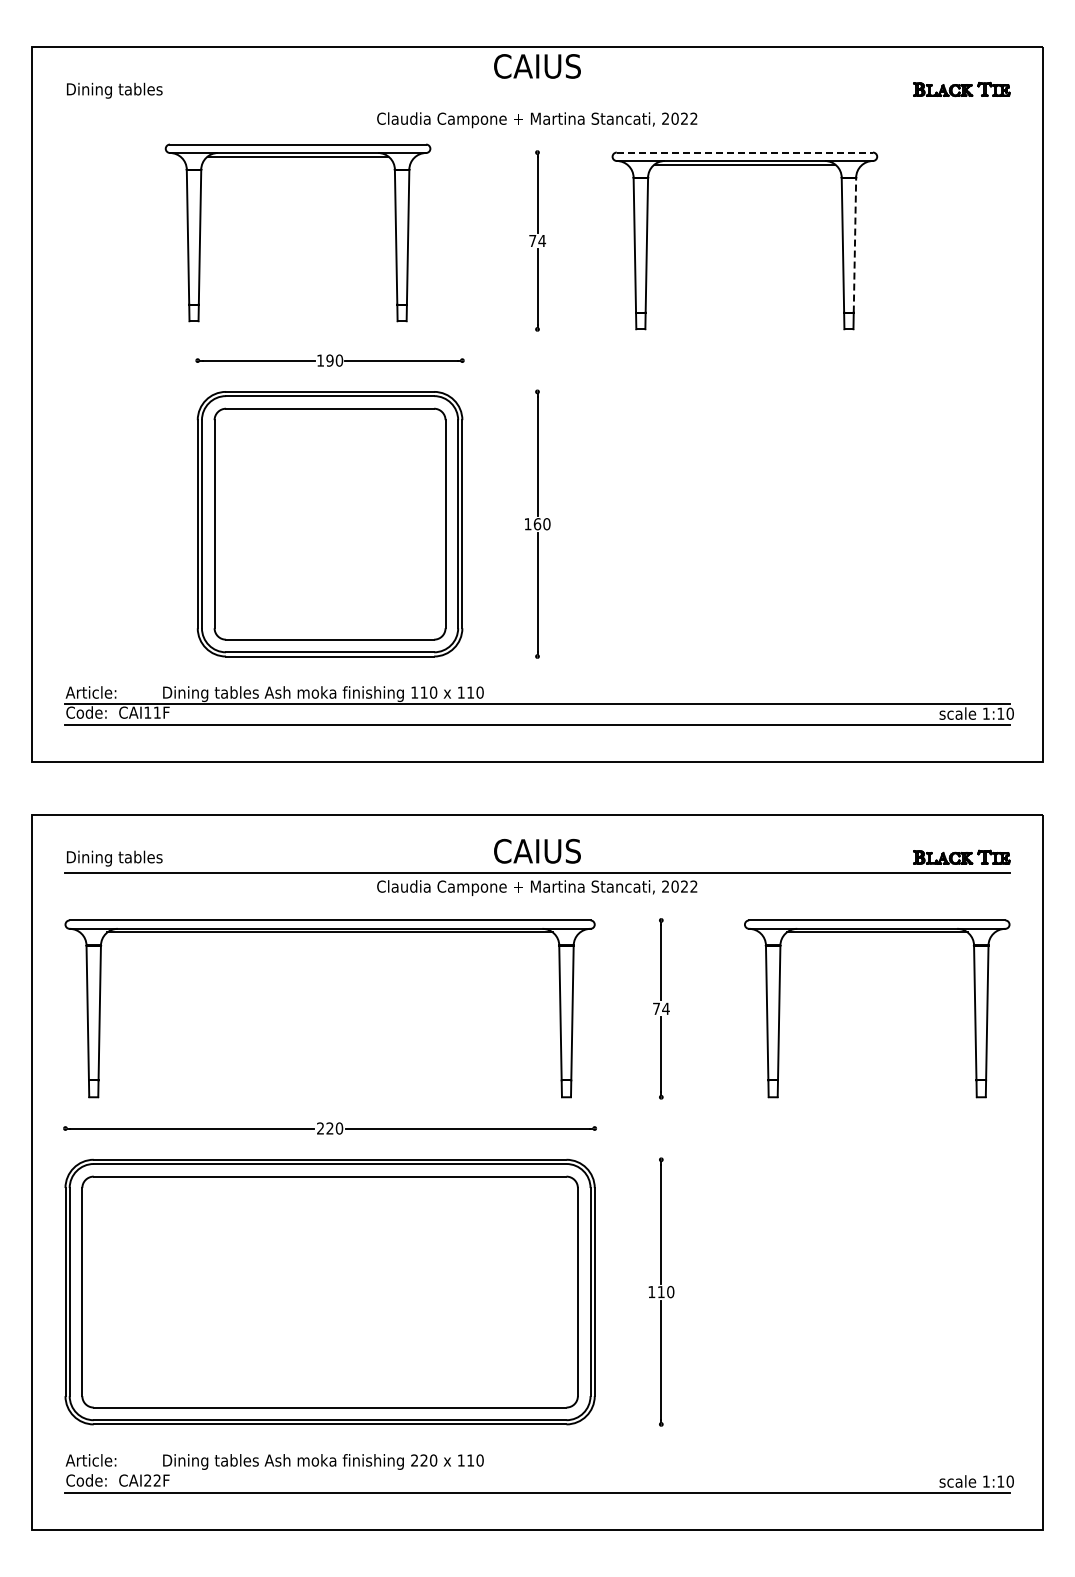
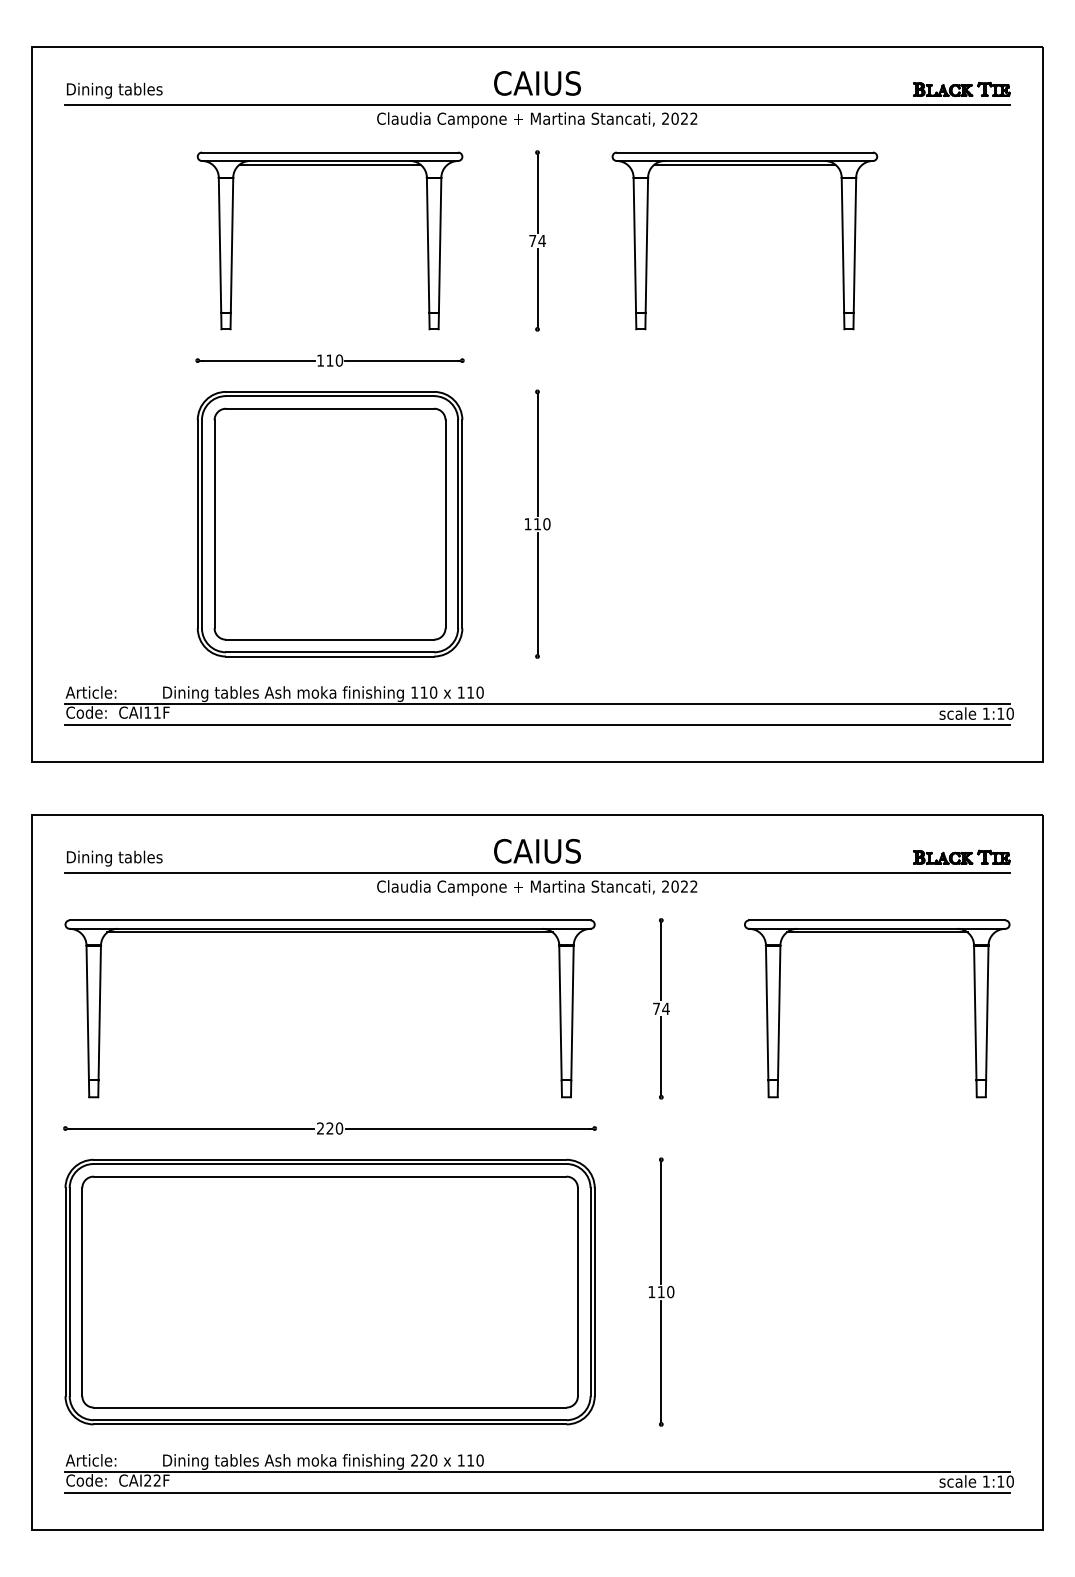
text position: (537, 66) -> (537, 83) (537, 83)
line: none -> present (537, 104)
line: dashed -> solid (745, 152)
part position: (297, 157) -> (329, 165) (329, 165)
line: dashed -> solid (854, 244)
text: 190 -> 110 (329, 360)
text: 160 -> 110 (537, 524)
line: none -> present (537, 1472)
